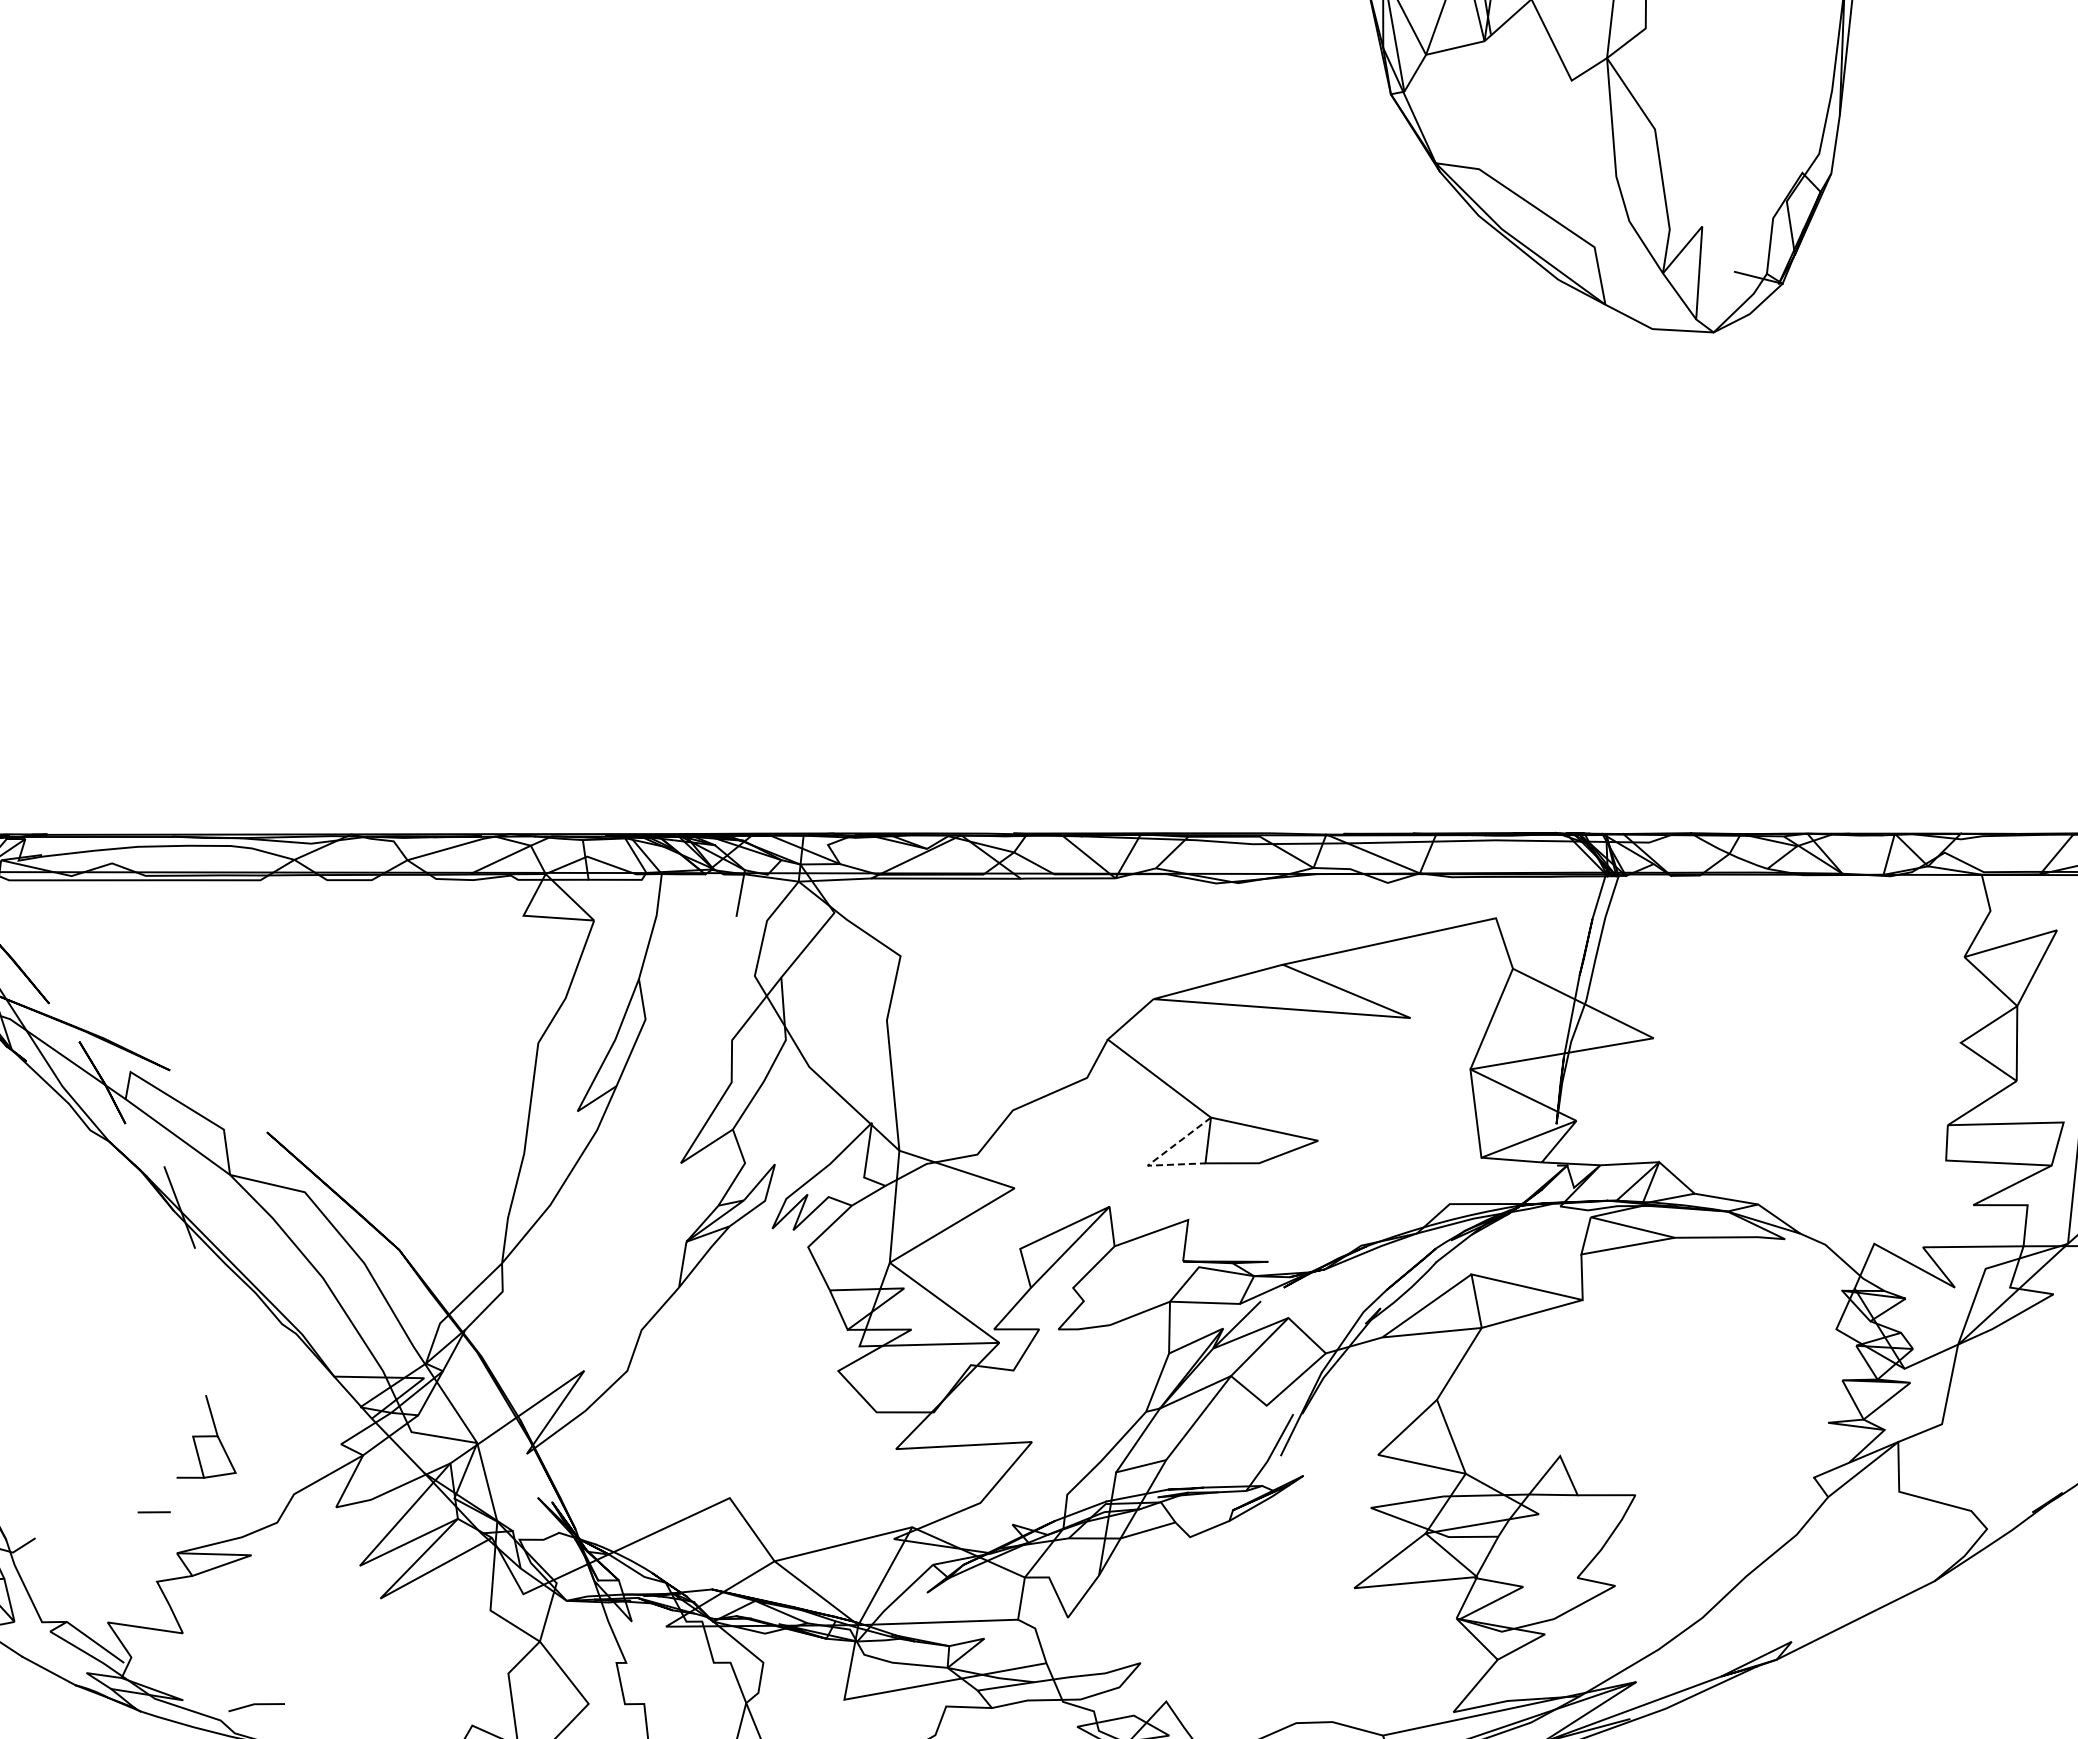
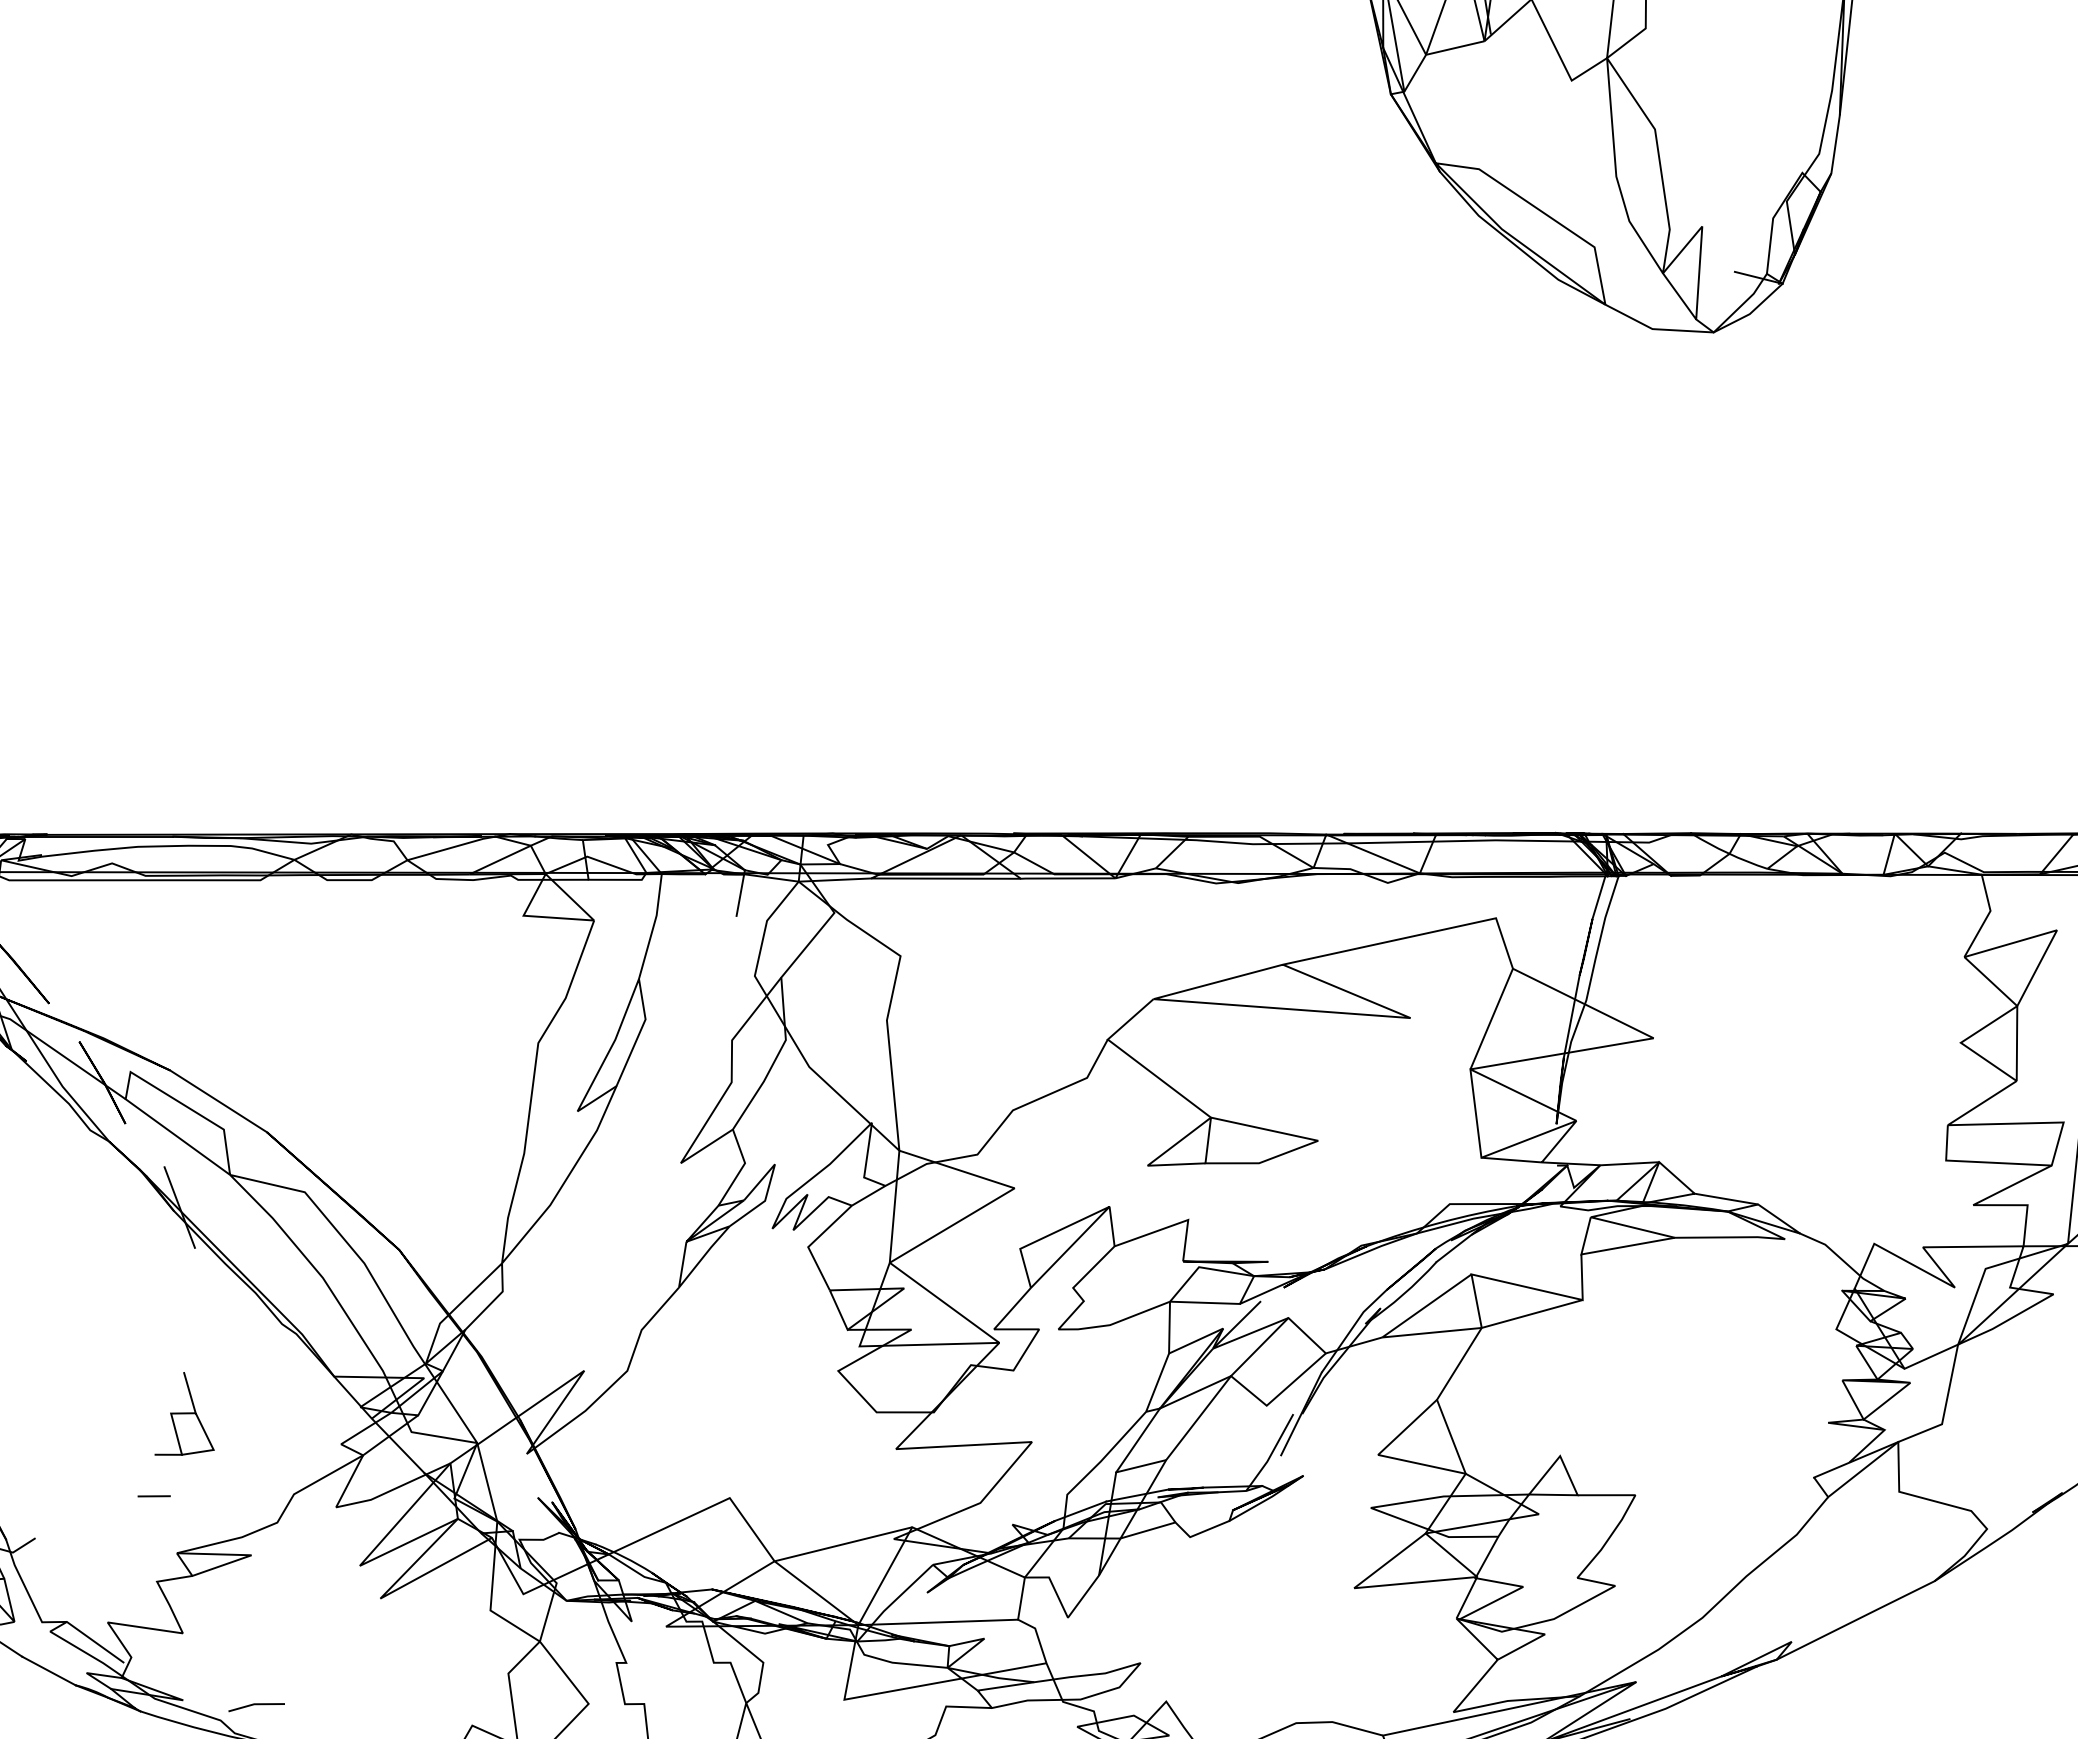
line: none -> present (218, 1101)
line: dashed -> solid (1155, 1159)
part position: (206, 1436) -> (184, 1413) (184, 1413)
line position: (153, 1512) -> (153, 1496) (153, 1496)
